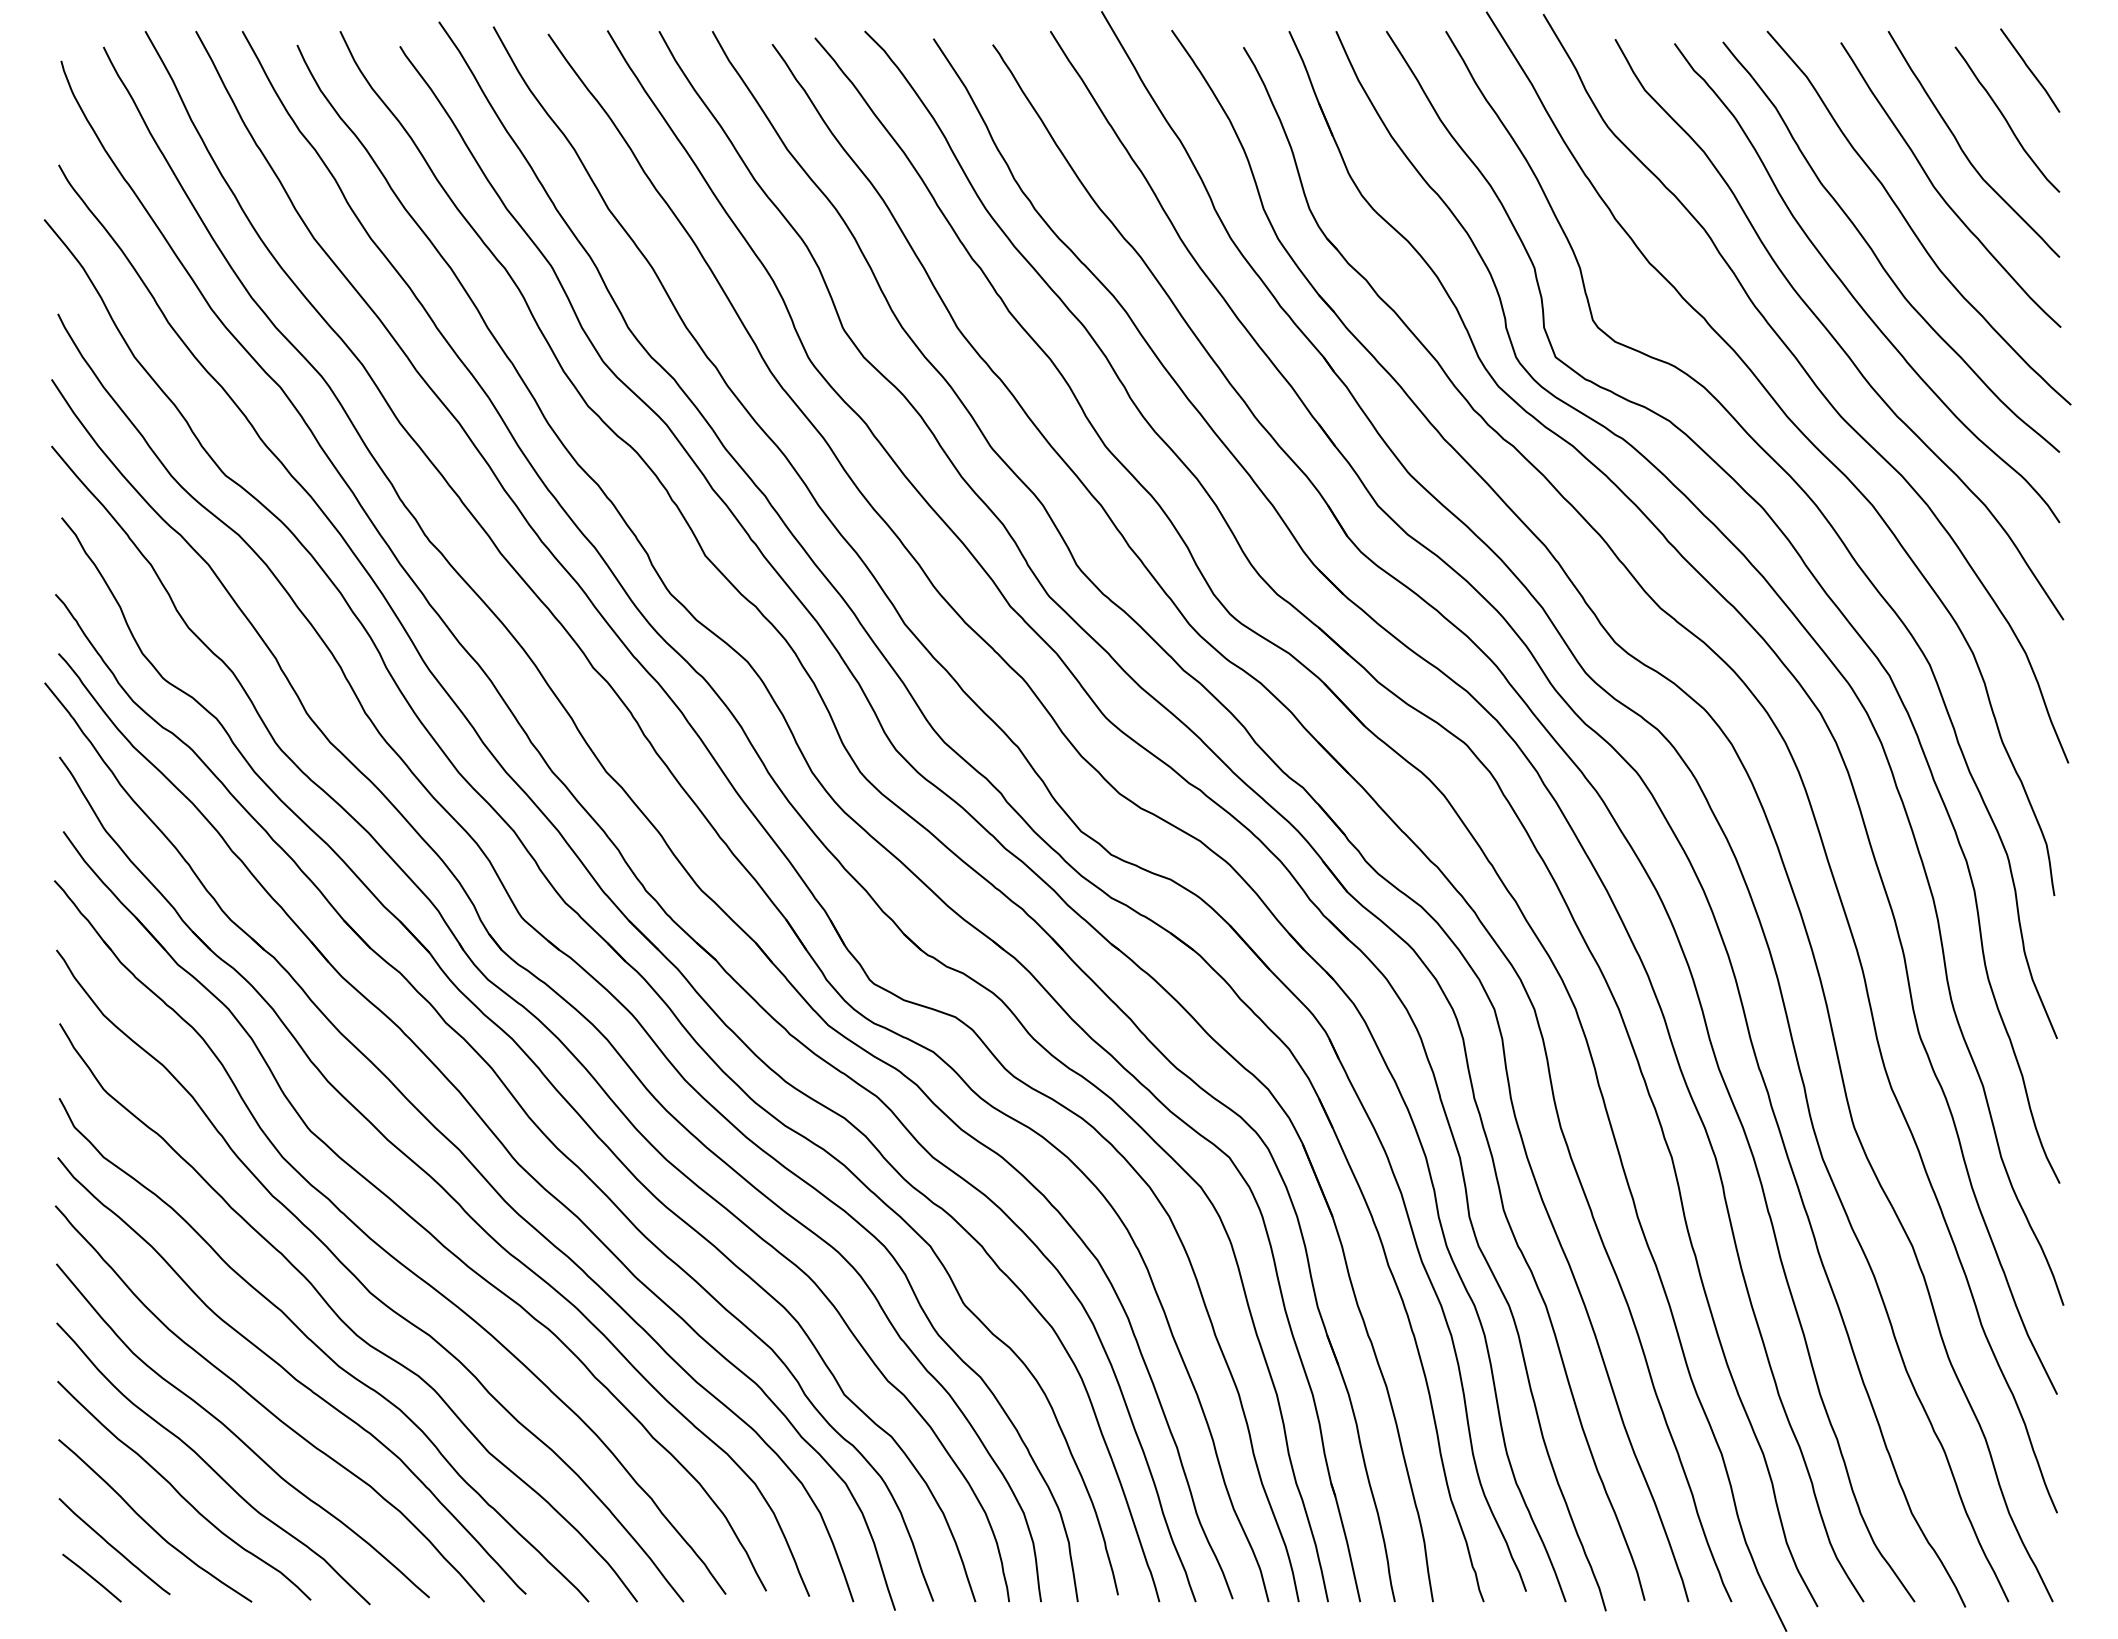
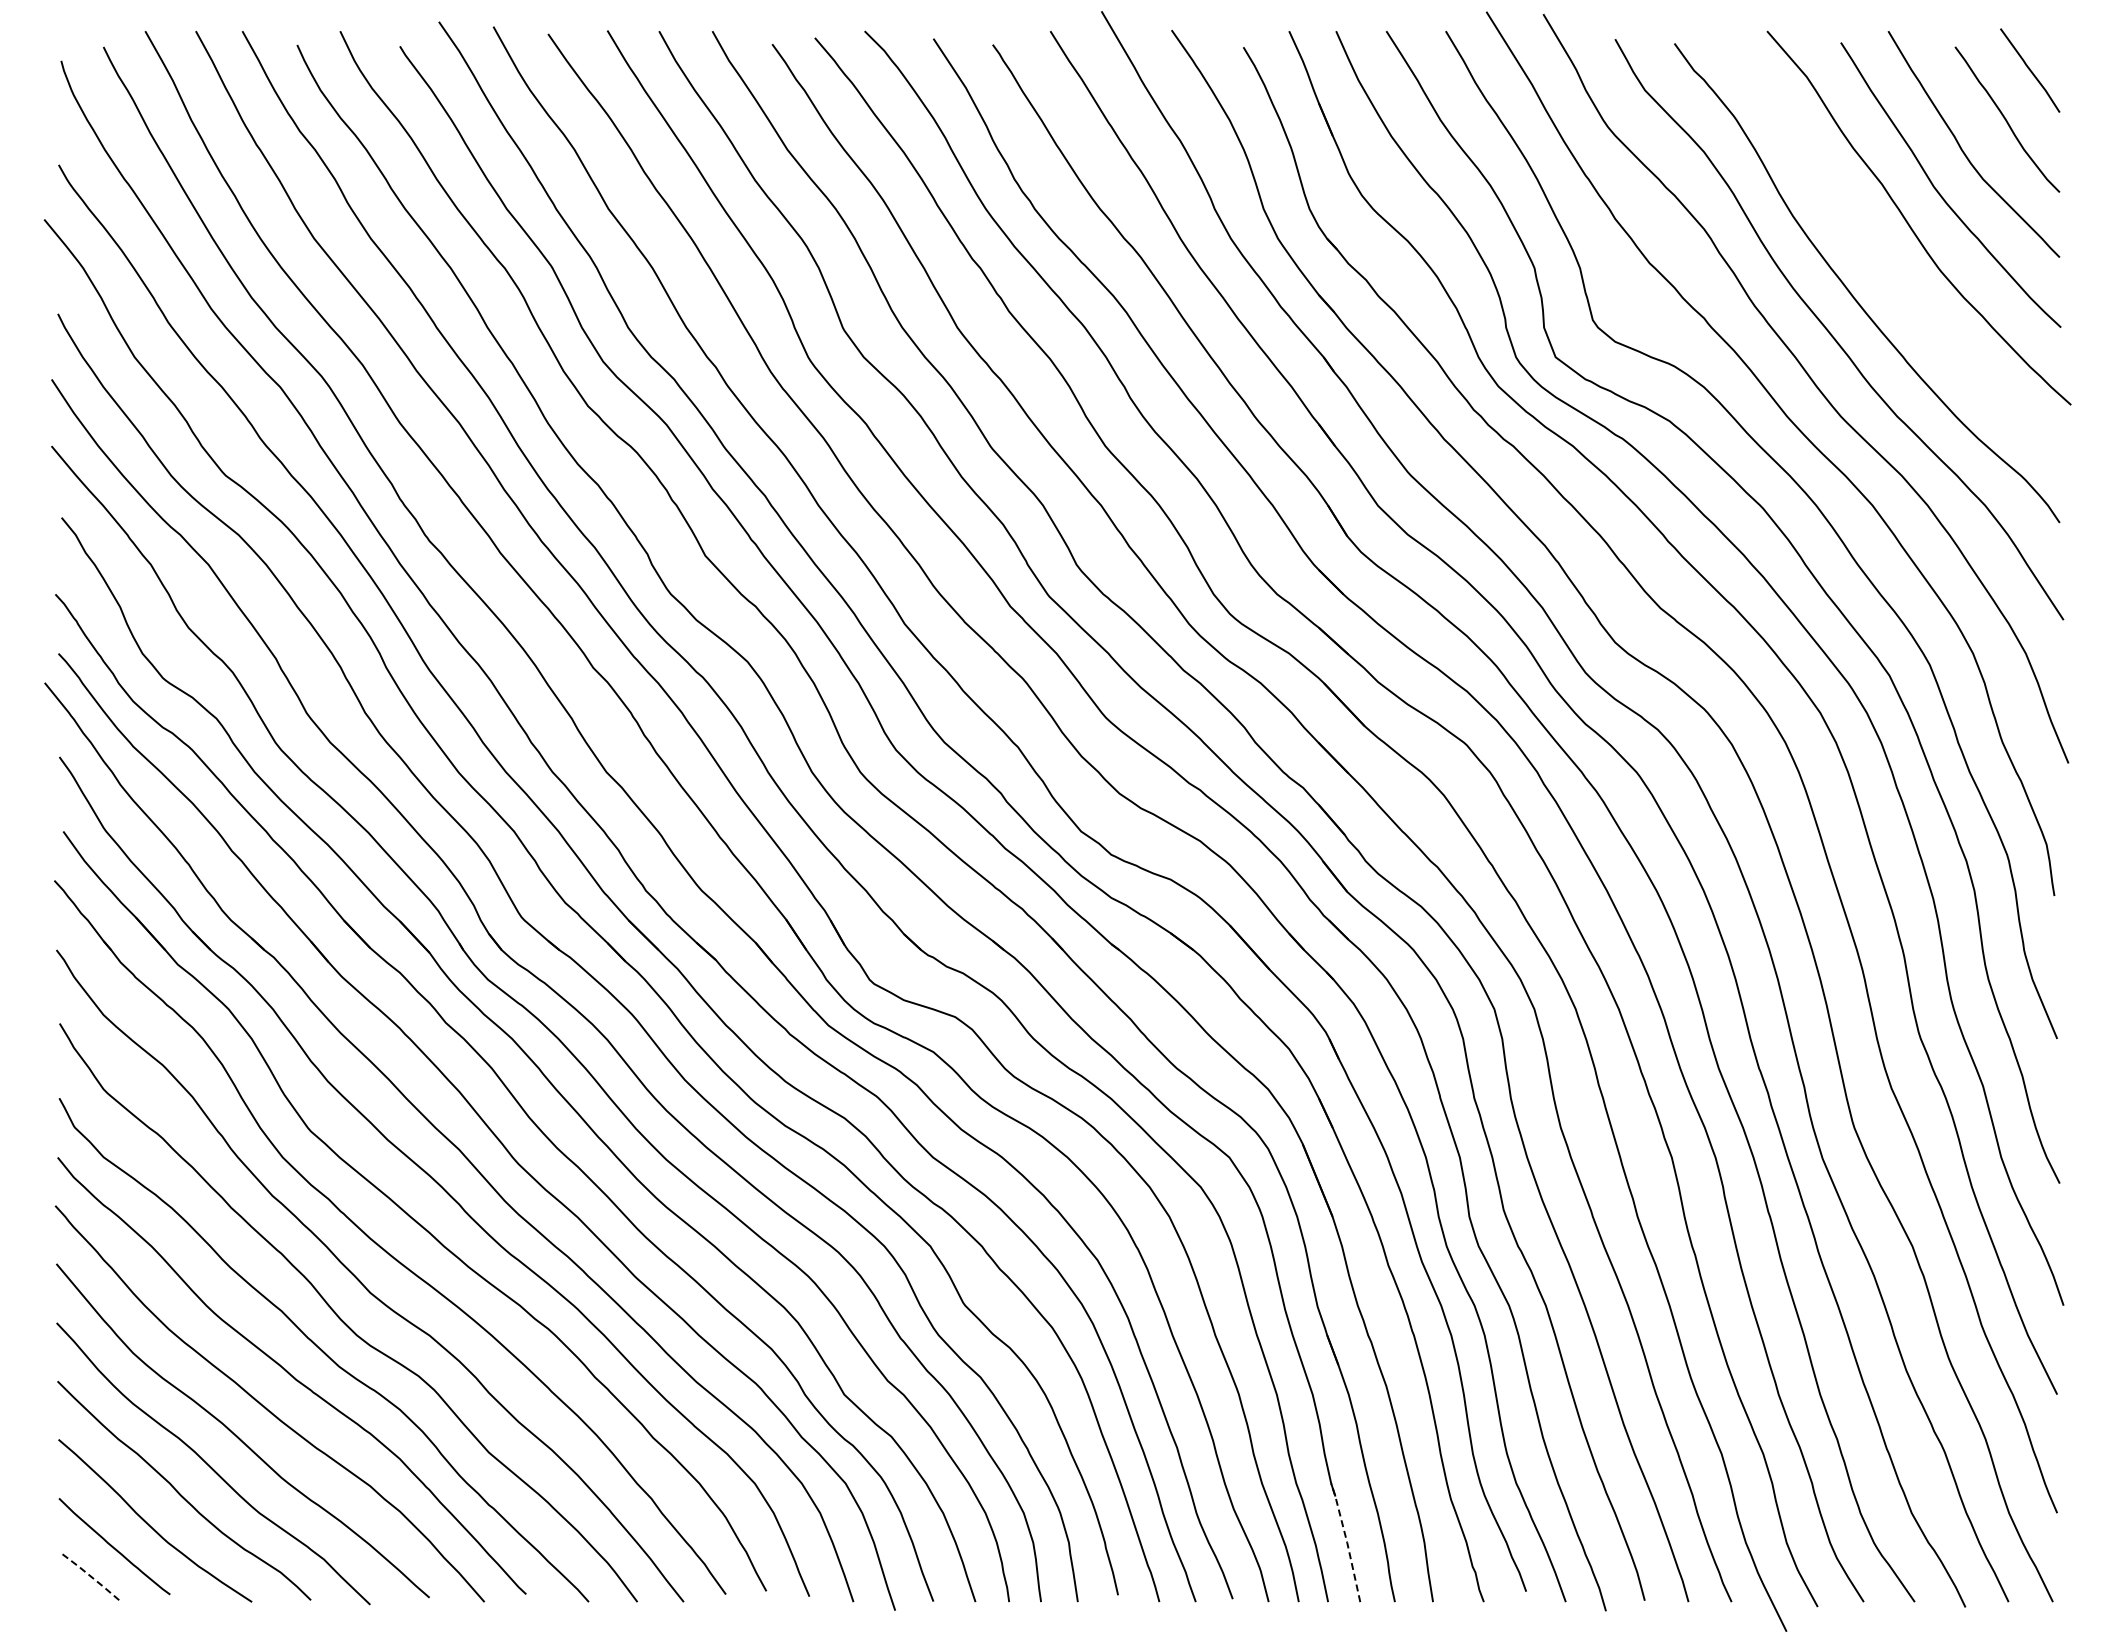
curve: present -> none (1877, 256)
line: solid -> dashed (1347, 1541)
line: solid -> dashed (92, 1577)
